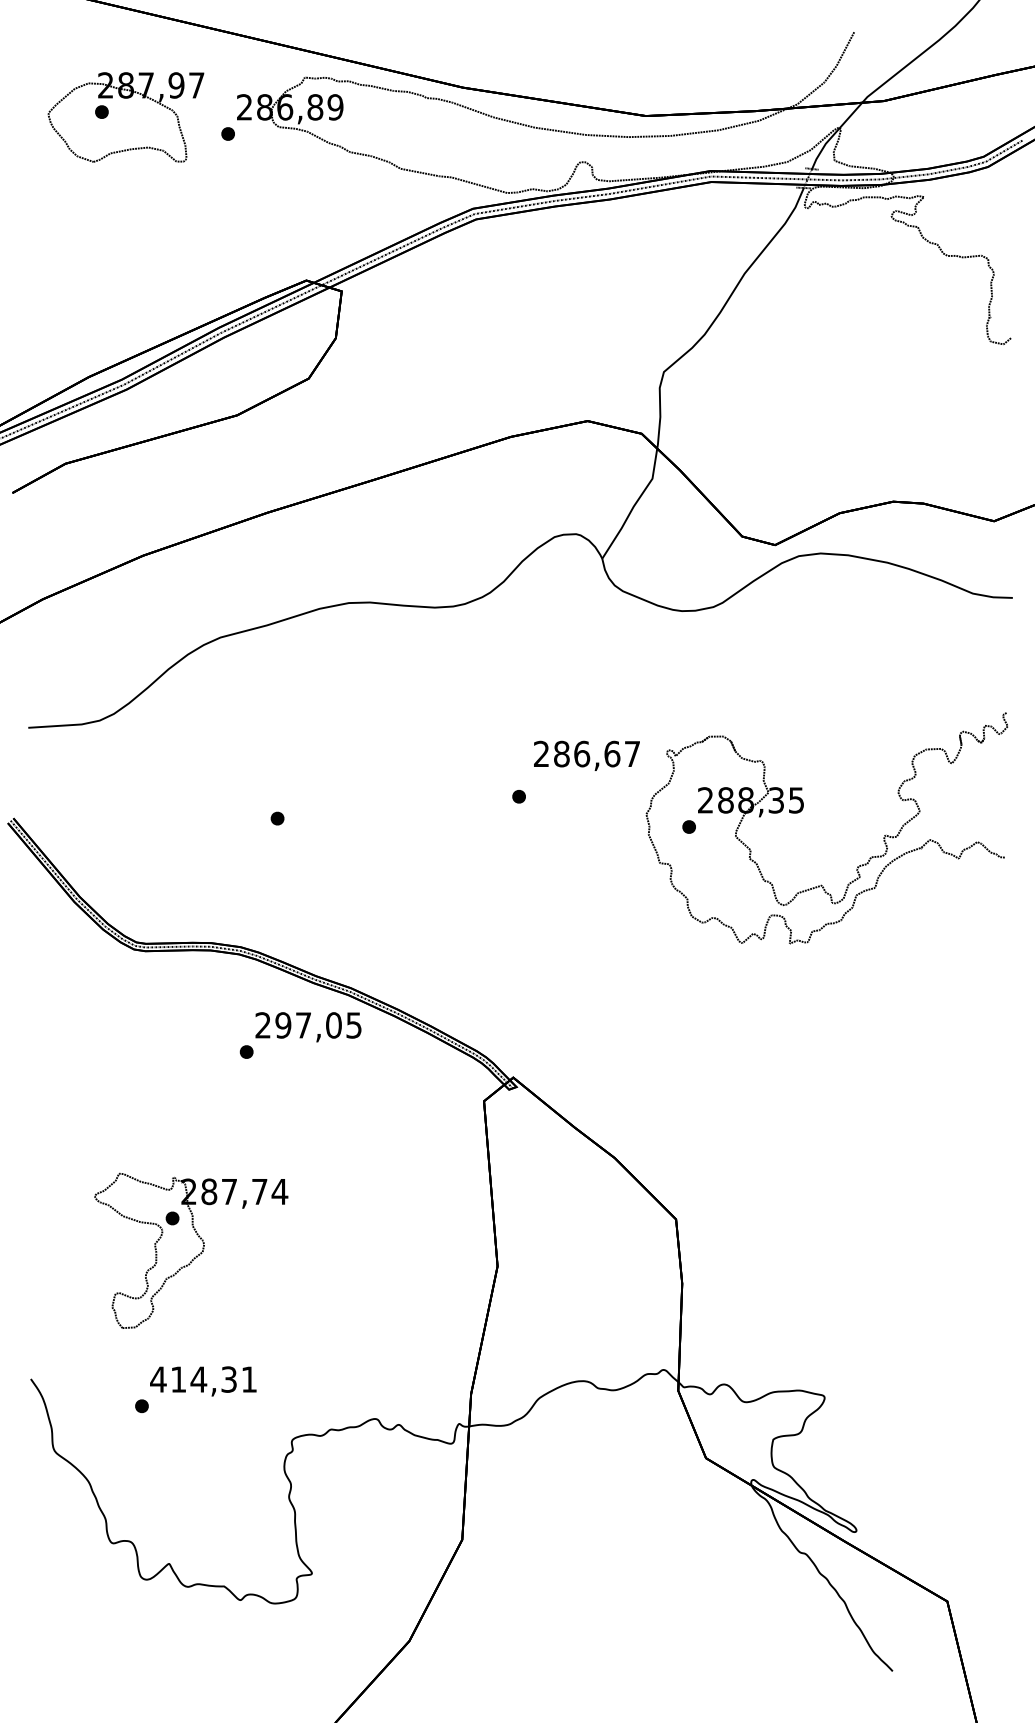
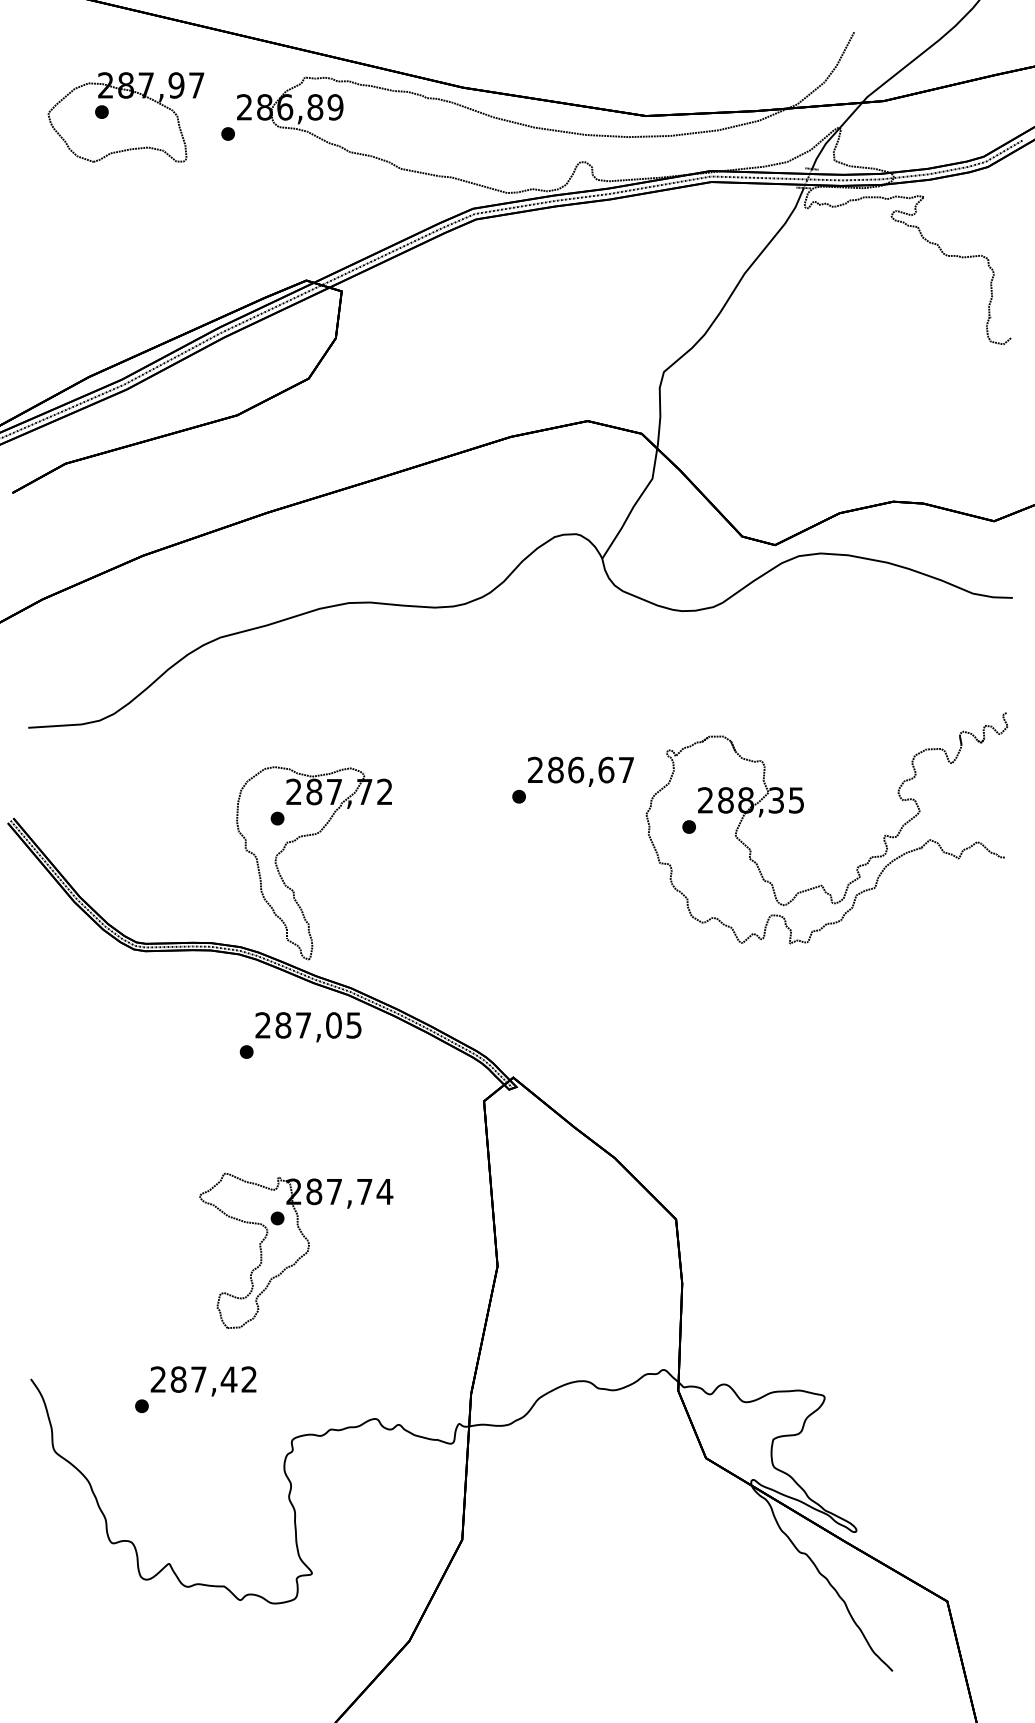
text position: (586, 755) -> (580, 771) (580, 771)
part: none -> present (308, 836)
text: 297,05 -> 287,05 (283, 1025)
part position: (191, 1250) -> (296, 1250) (296, 1250)
text: 414,31 -> 287,42 (203, 1379)
